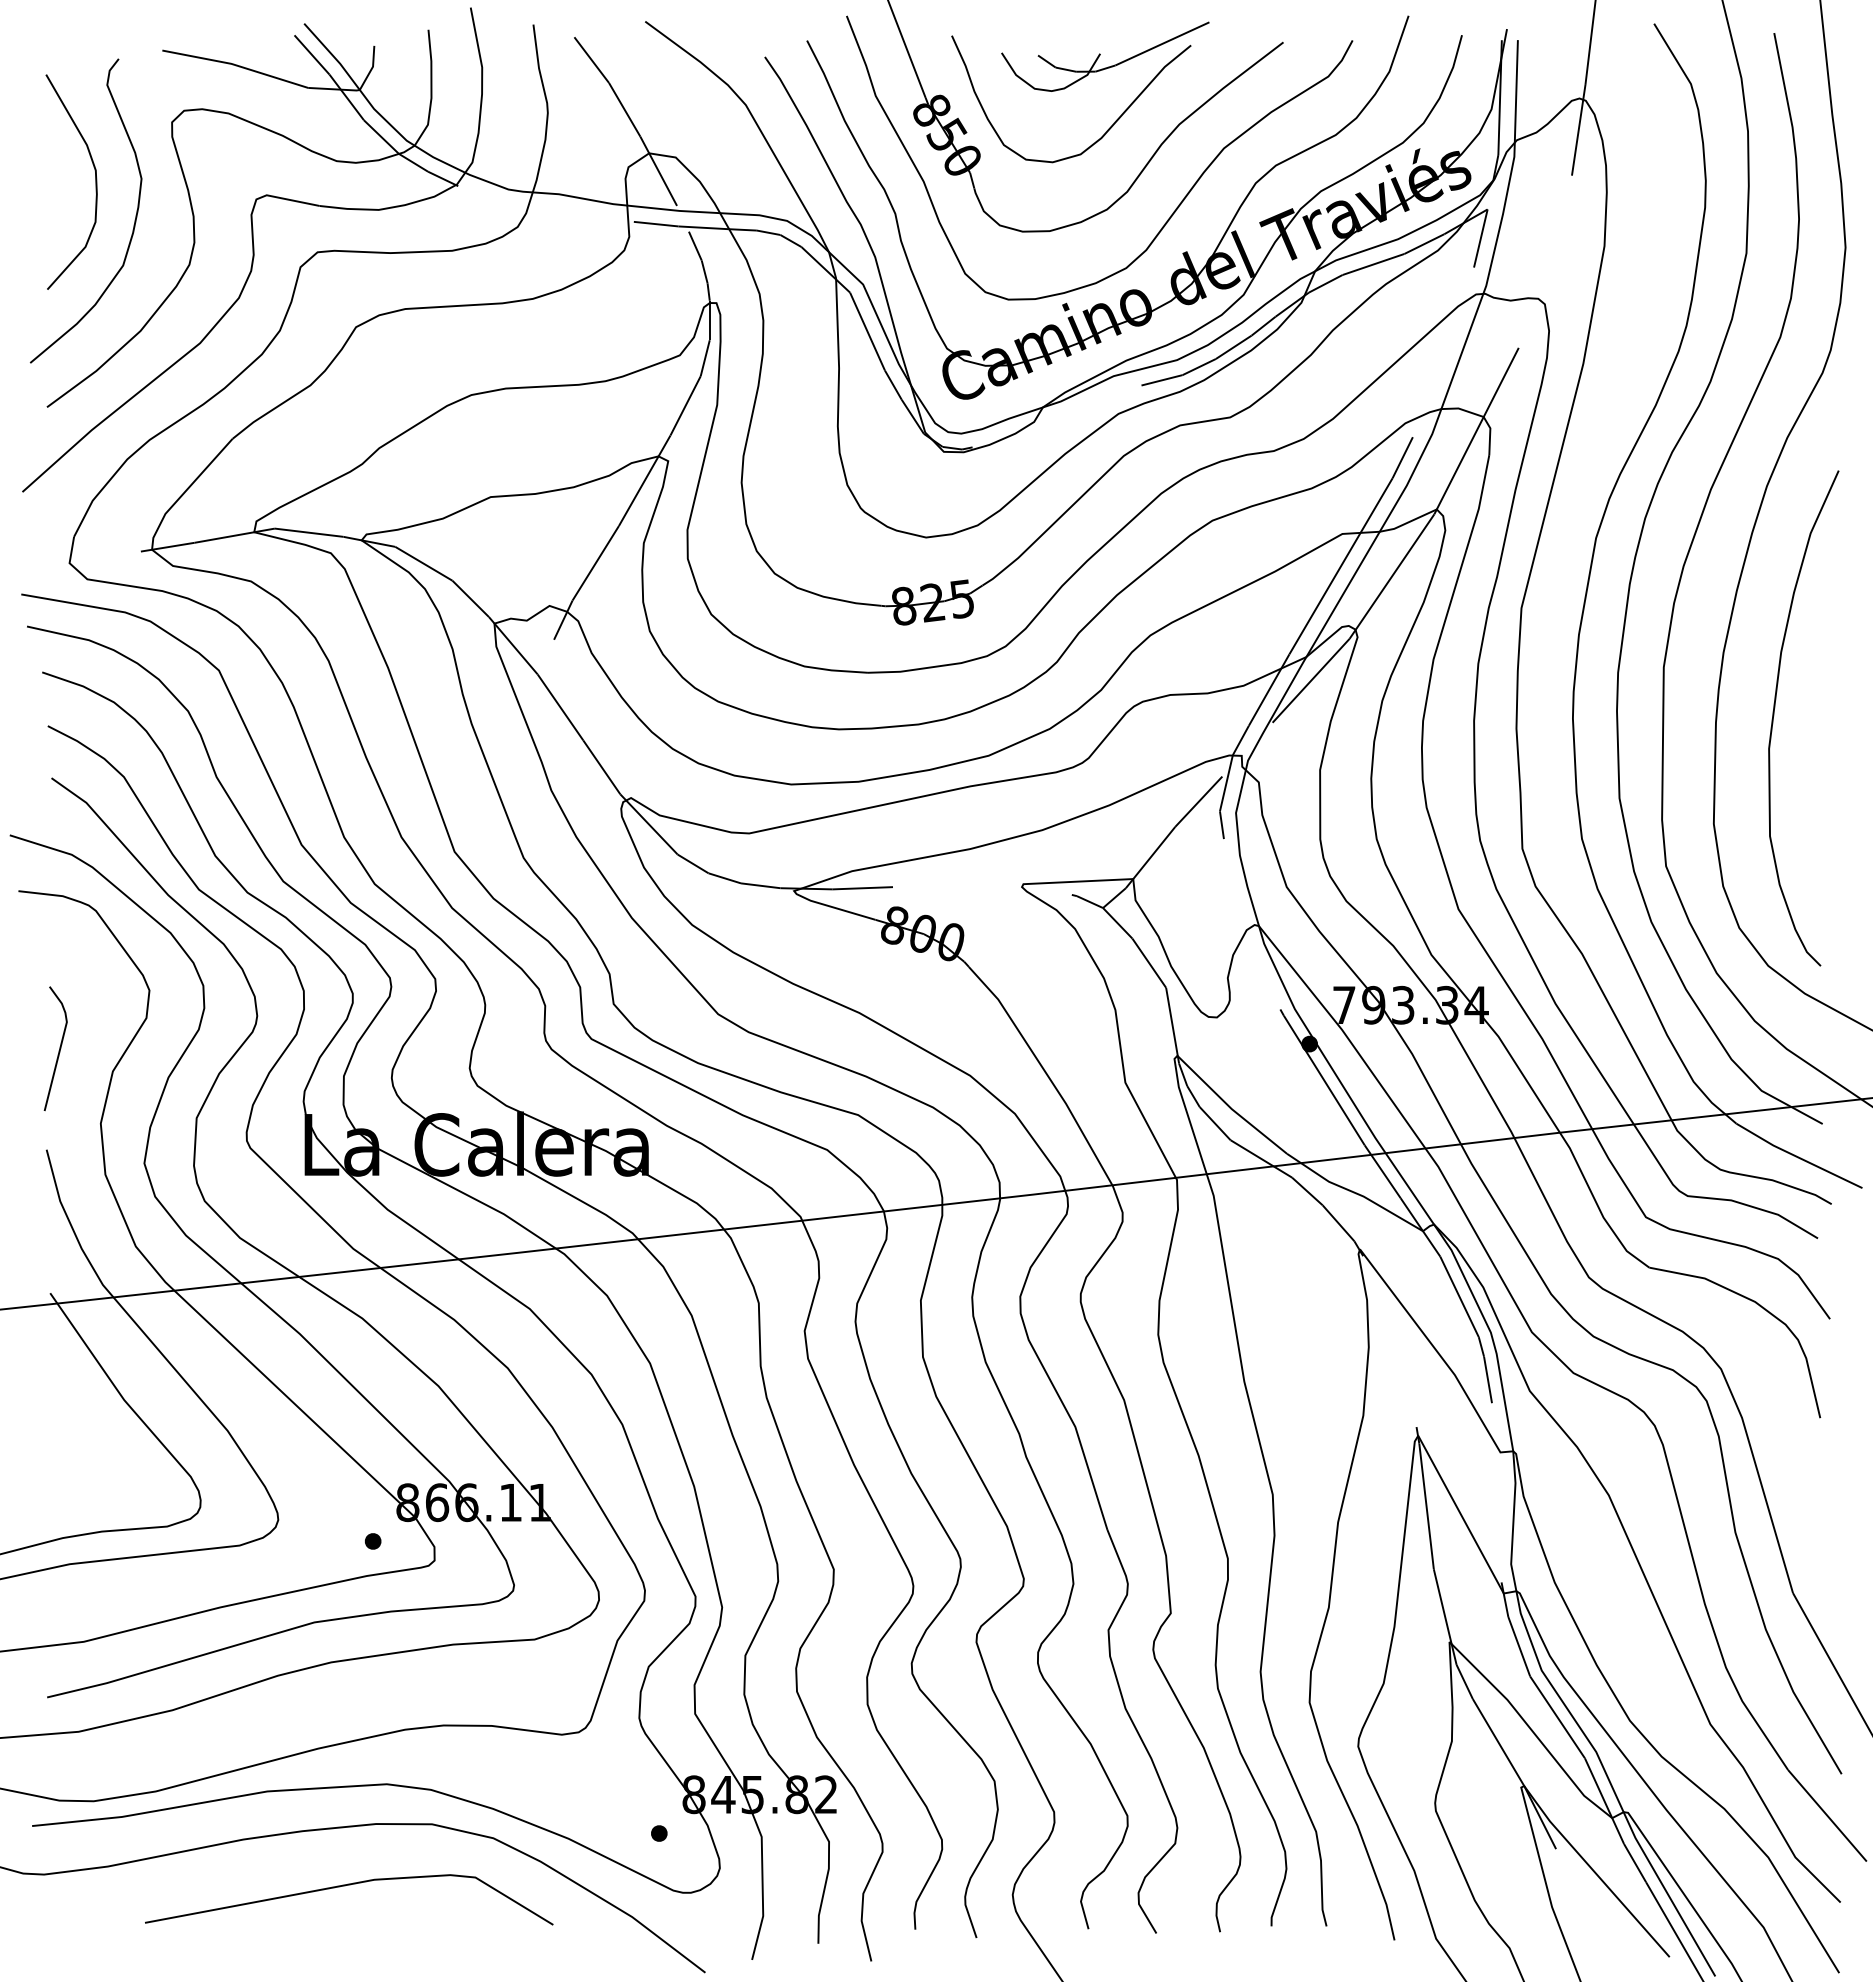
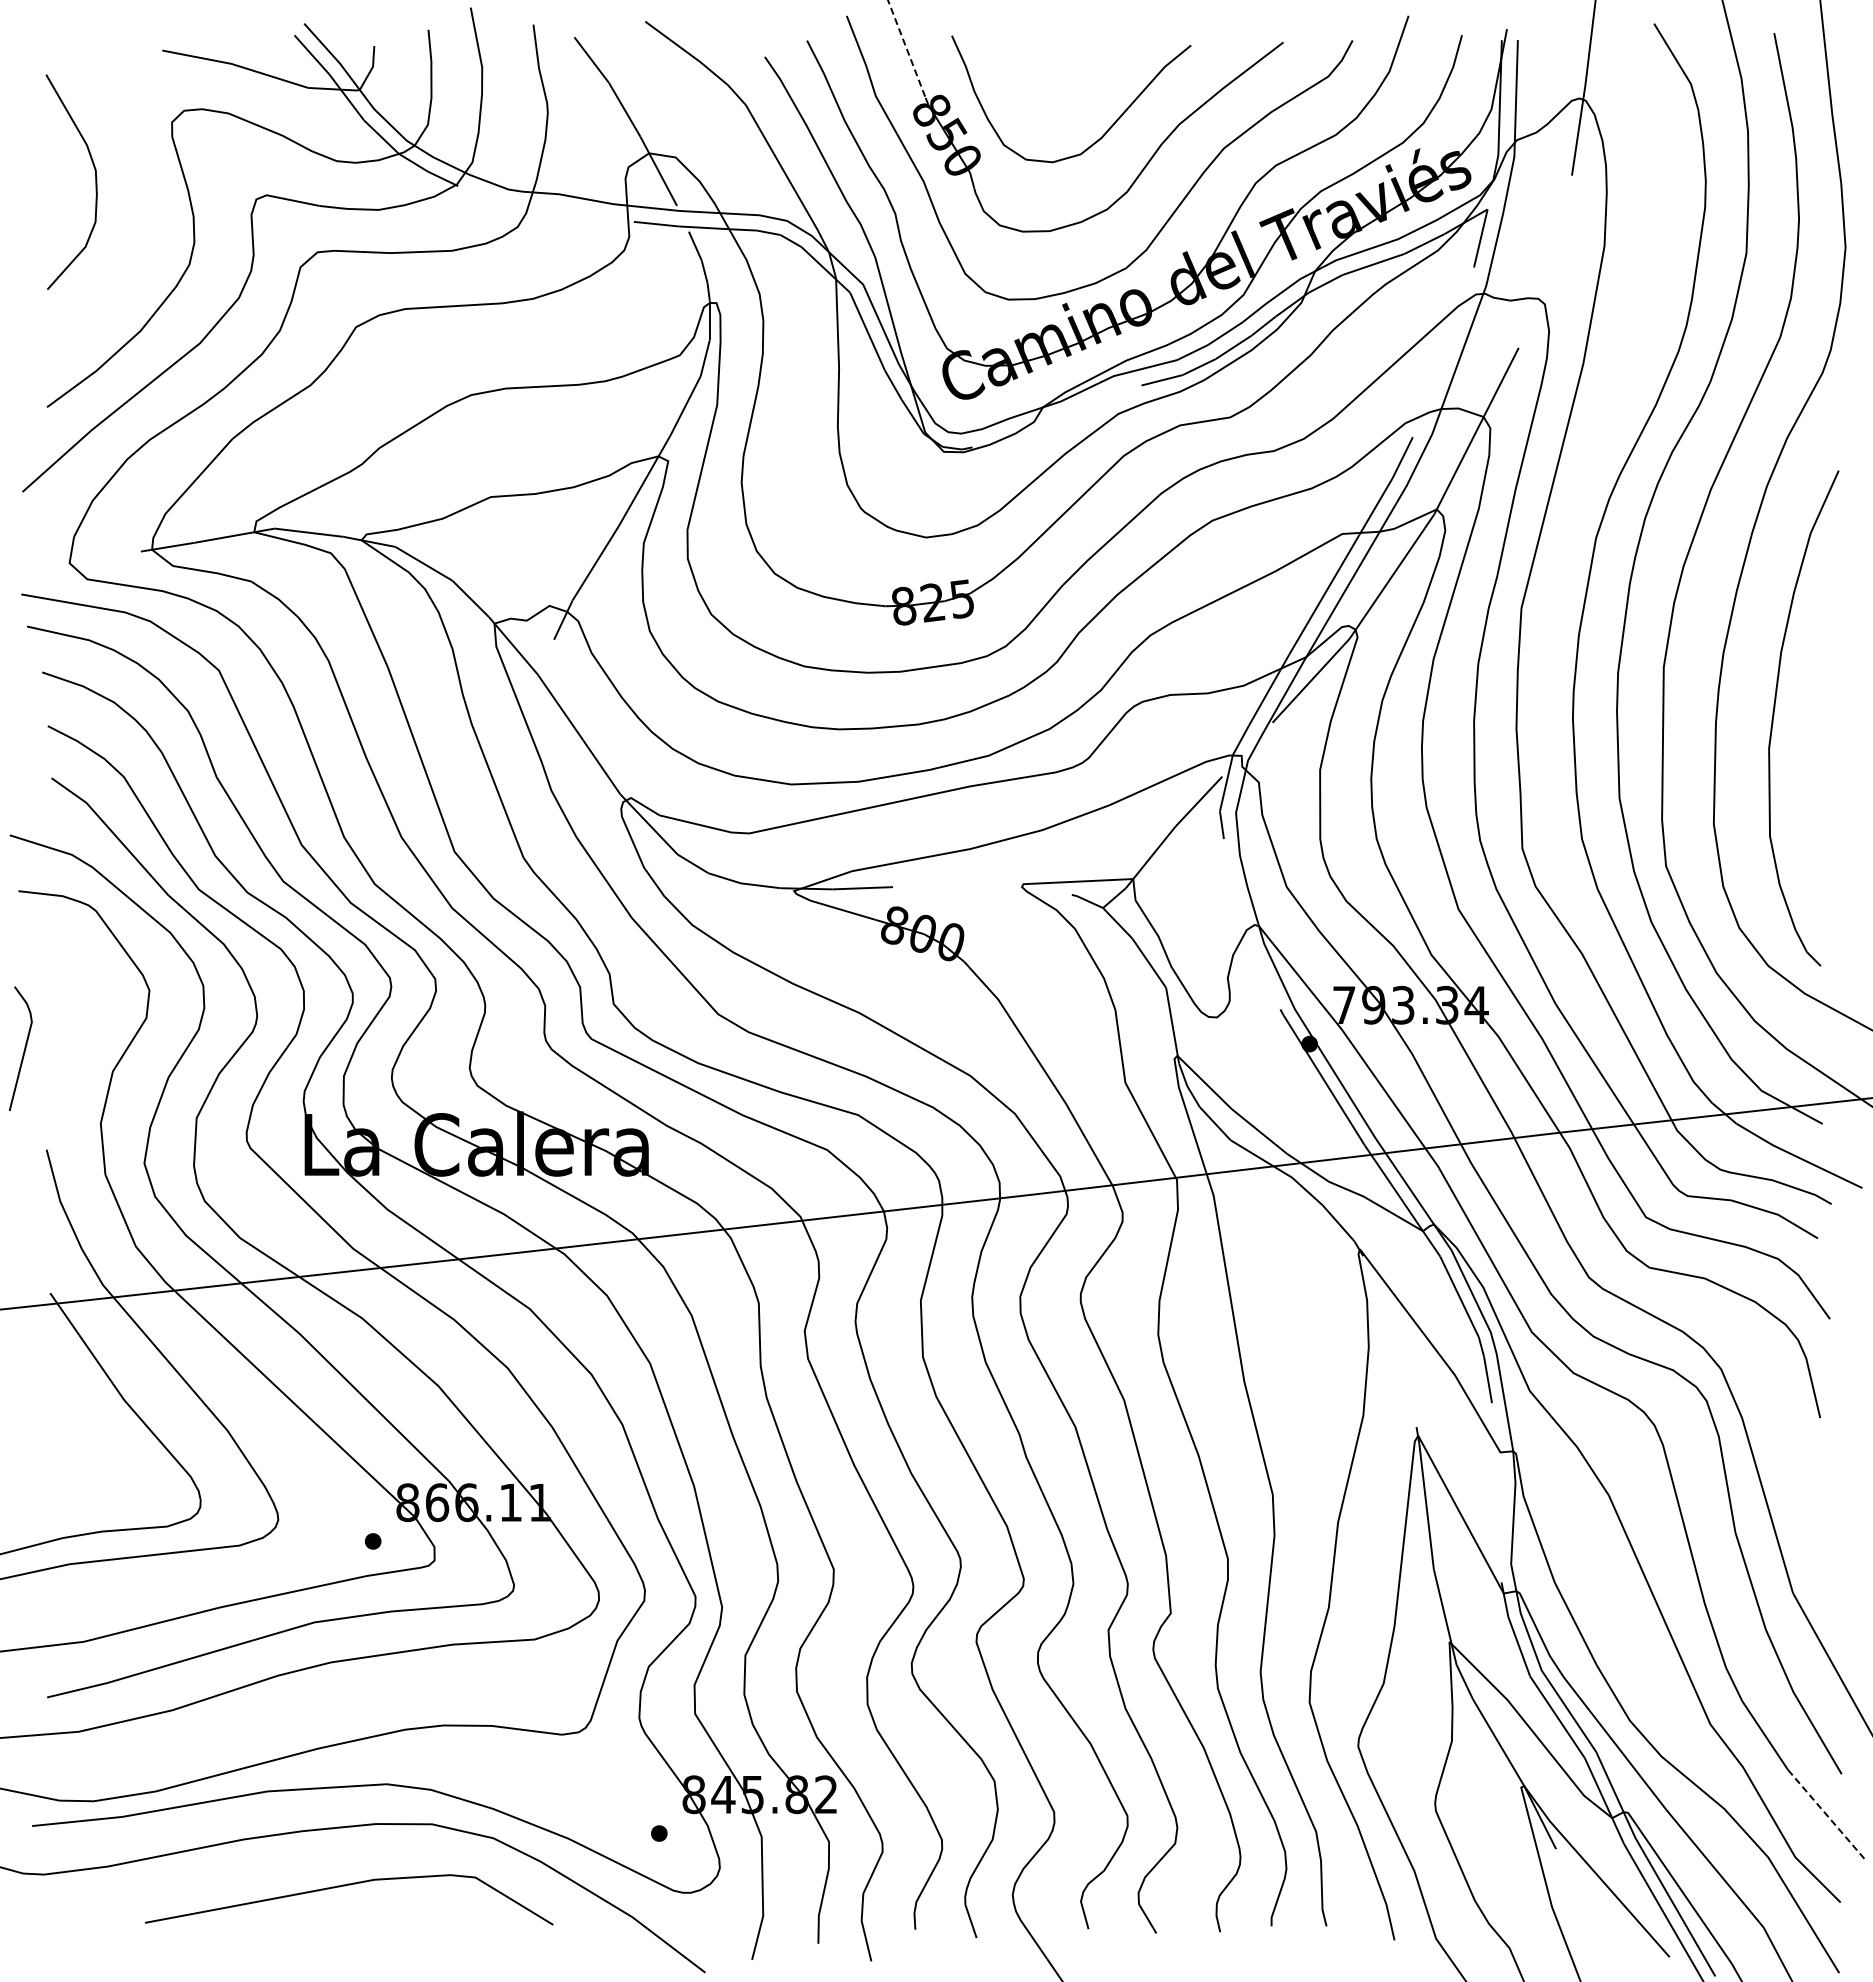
line: solid -> dashed (907, 49)
part: present -> none (1105, 56)
curve: present -> none (134, 220)
line position: (58, 1050) -> (23, 1050) (23, 1050)
line: solid -> dashed (1827, 1816)
